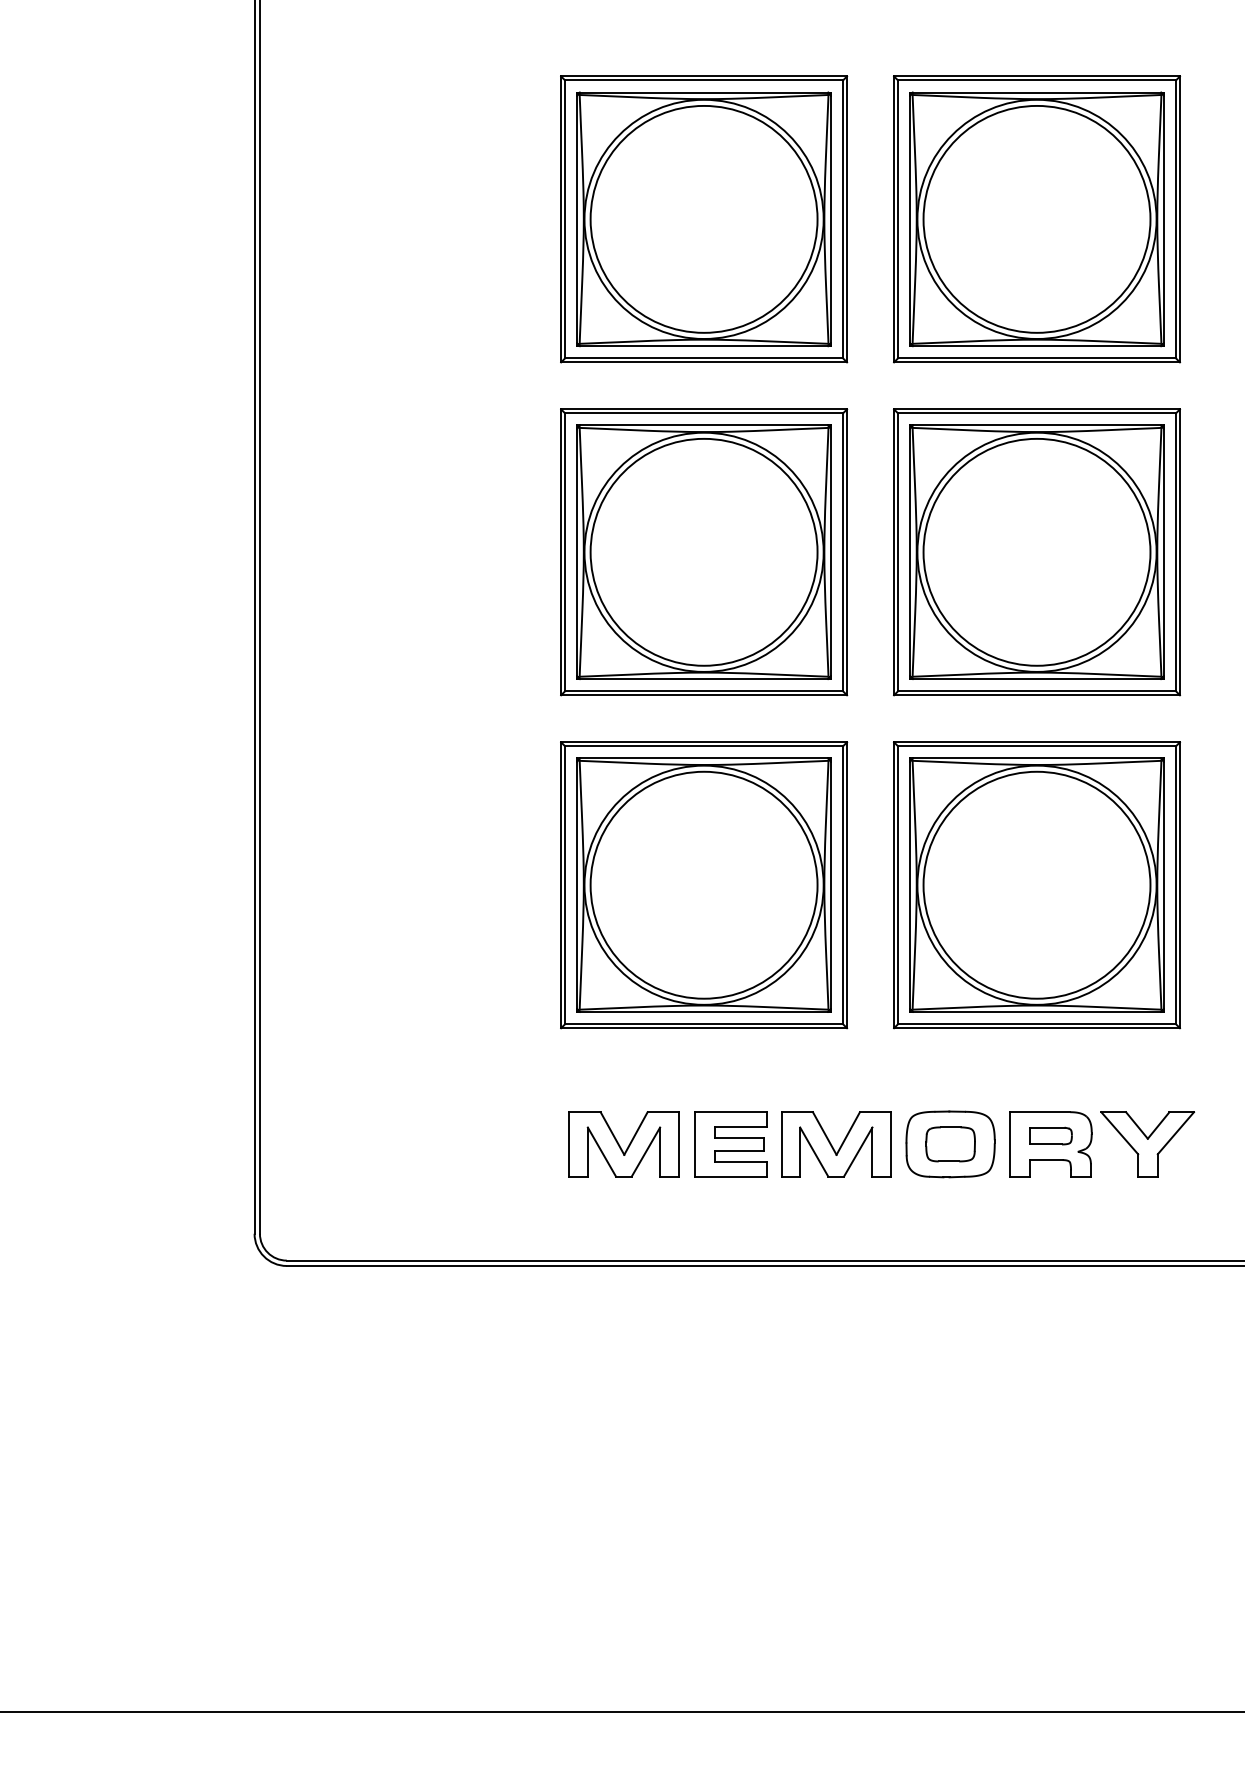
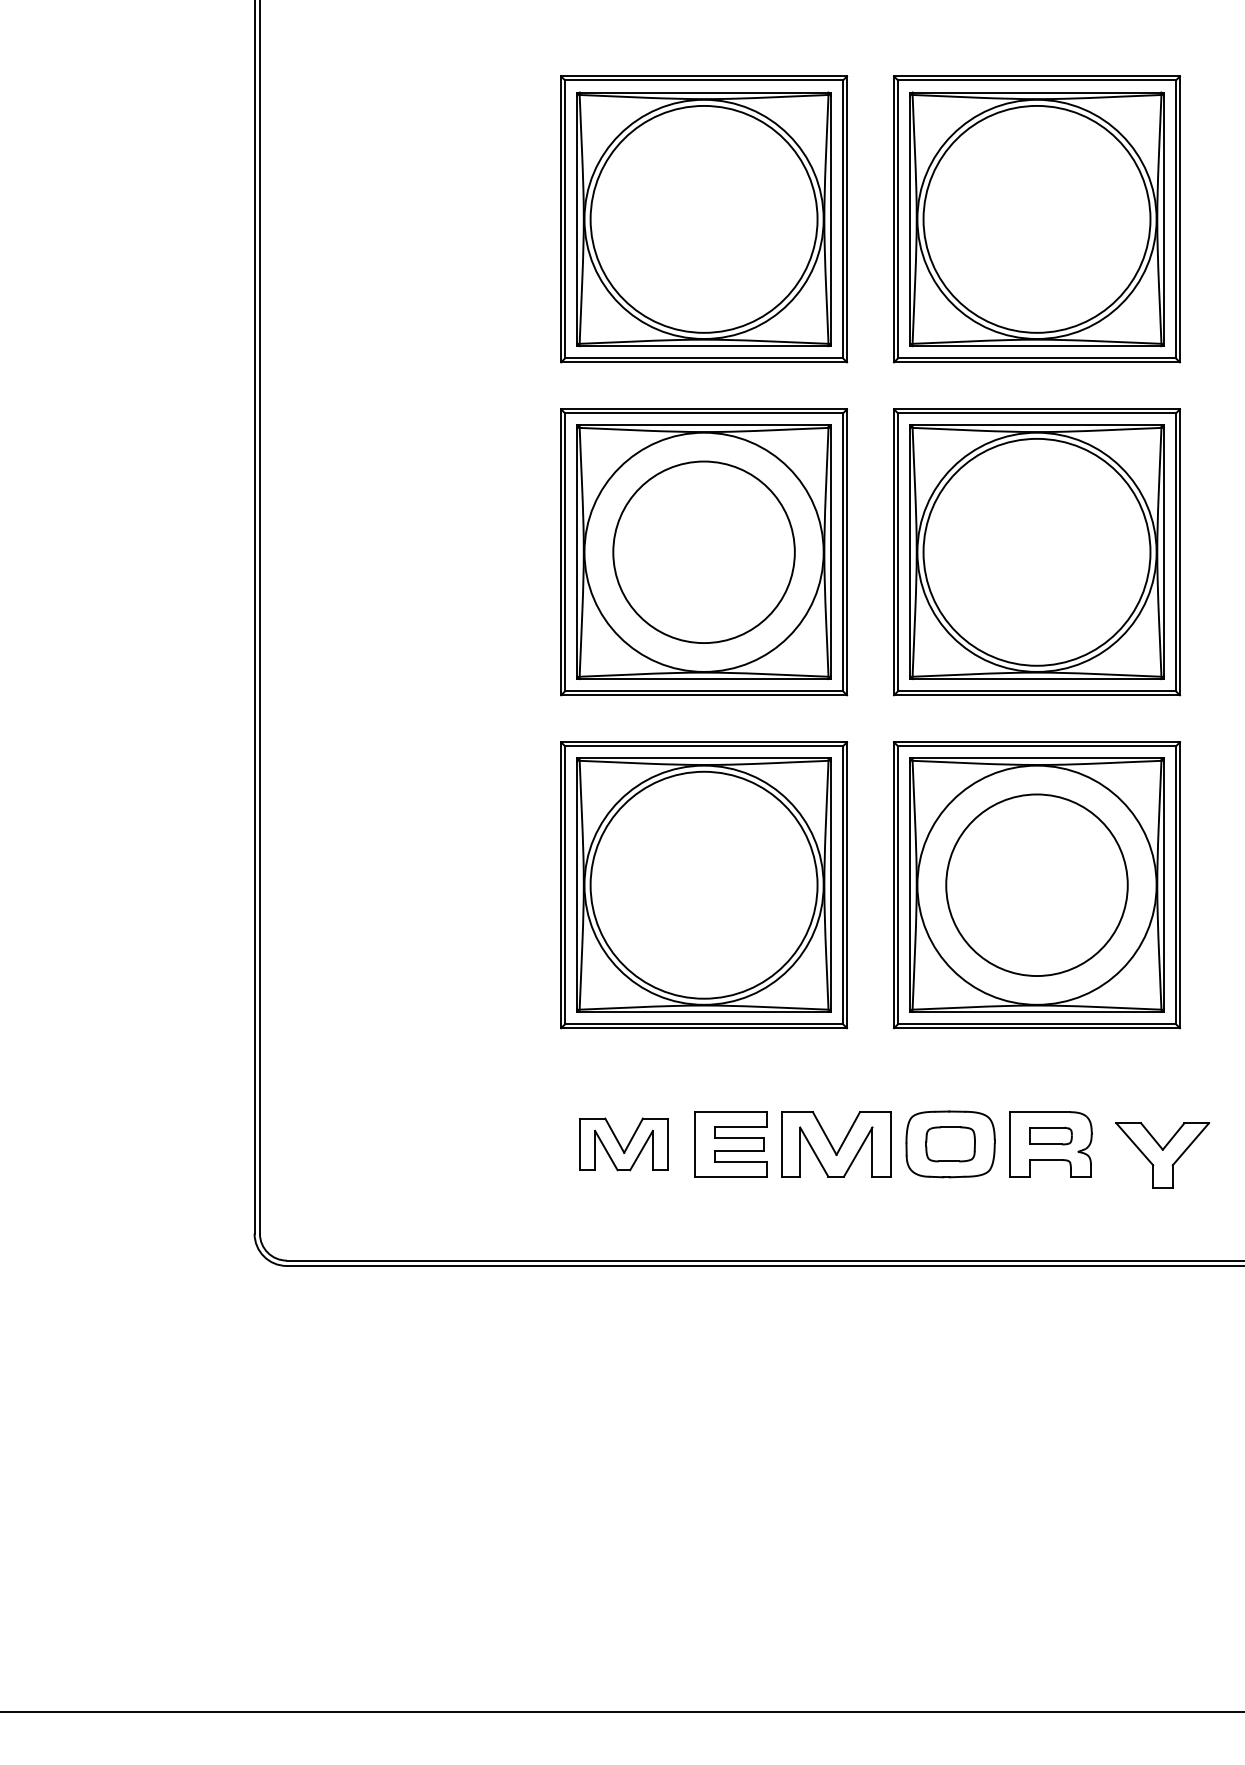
circle diameter: 227 px -> 182 px (703, 552)
circle diameter: 227 px -> 182 px (1036, 885)
part size: 112x67 px -> 90x55 px (623, 1144)
part position: (1147, 1144) -> (1162, 1155) (1162, 1155)
